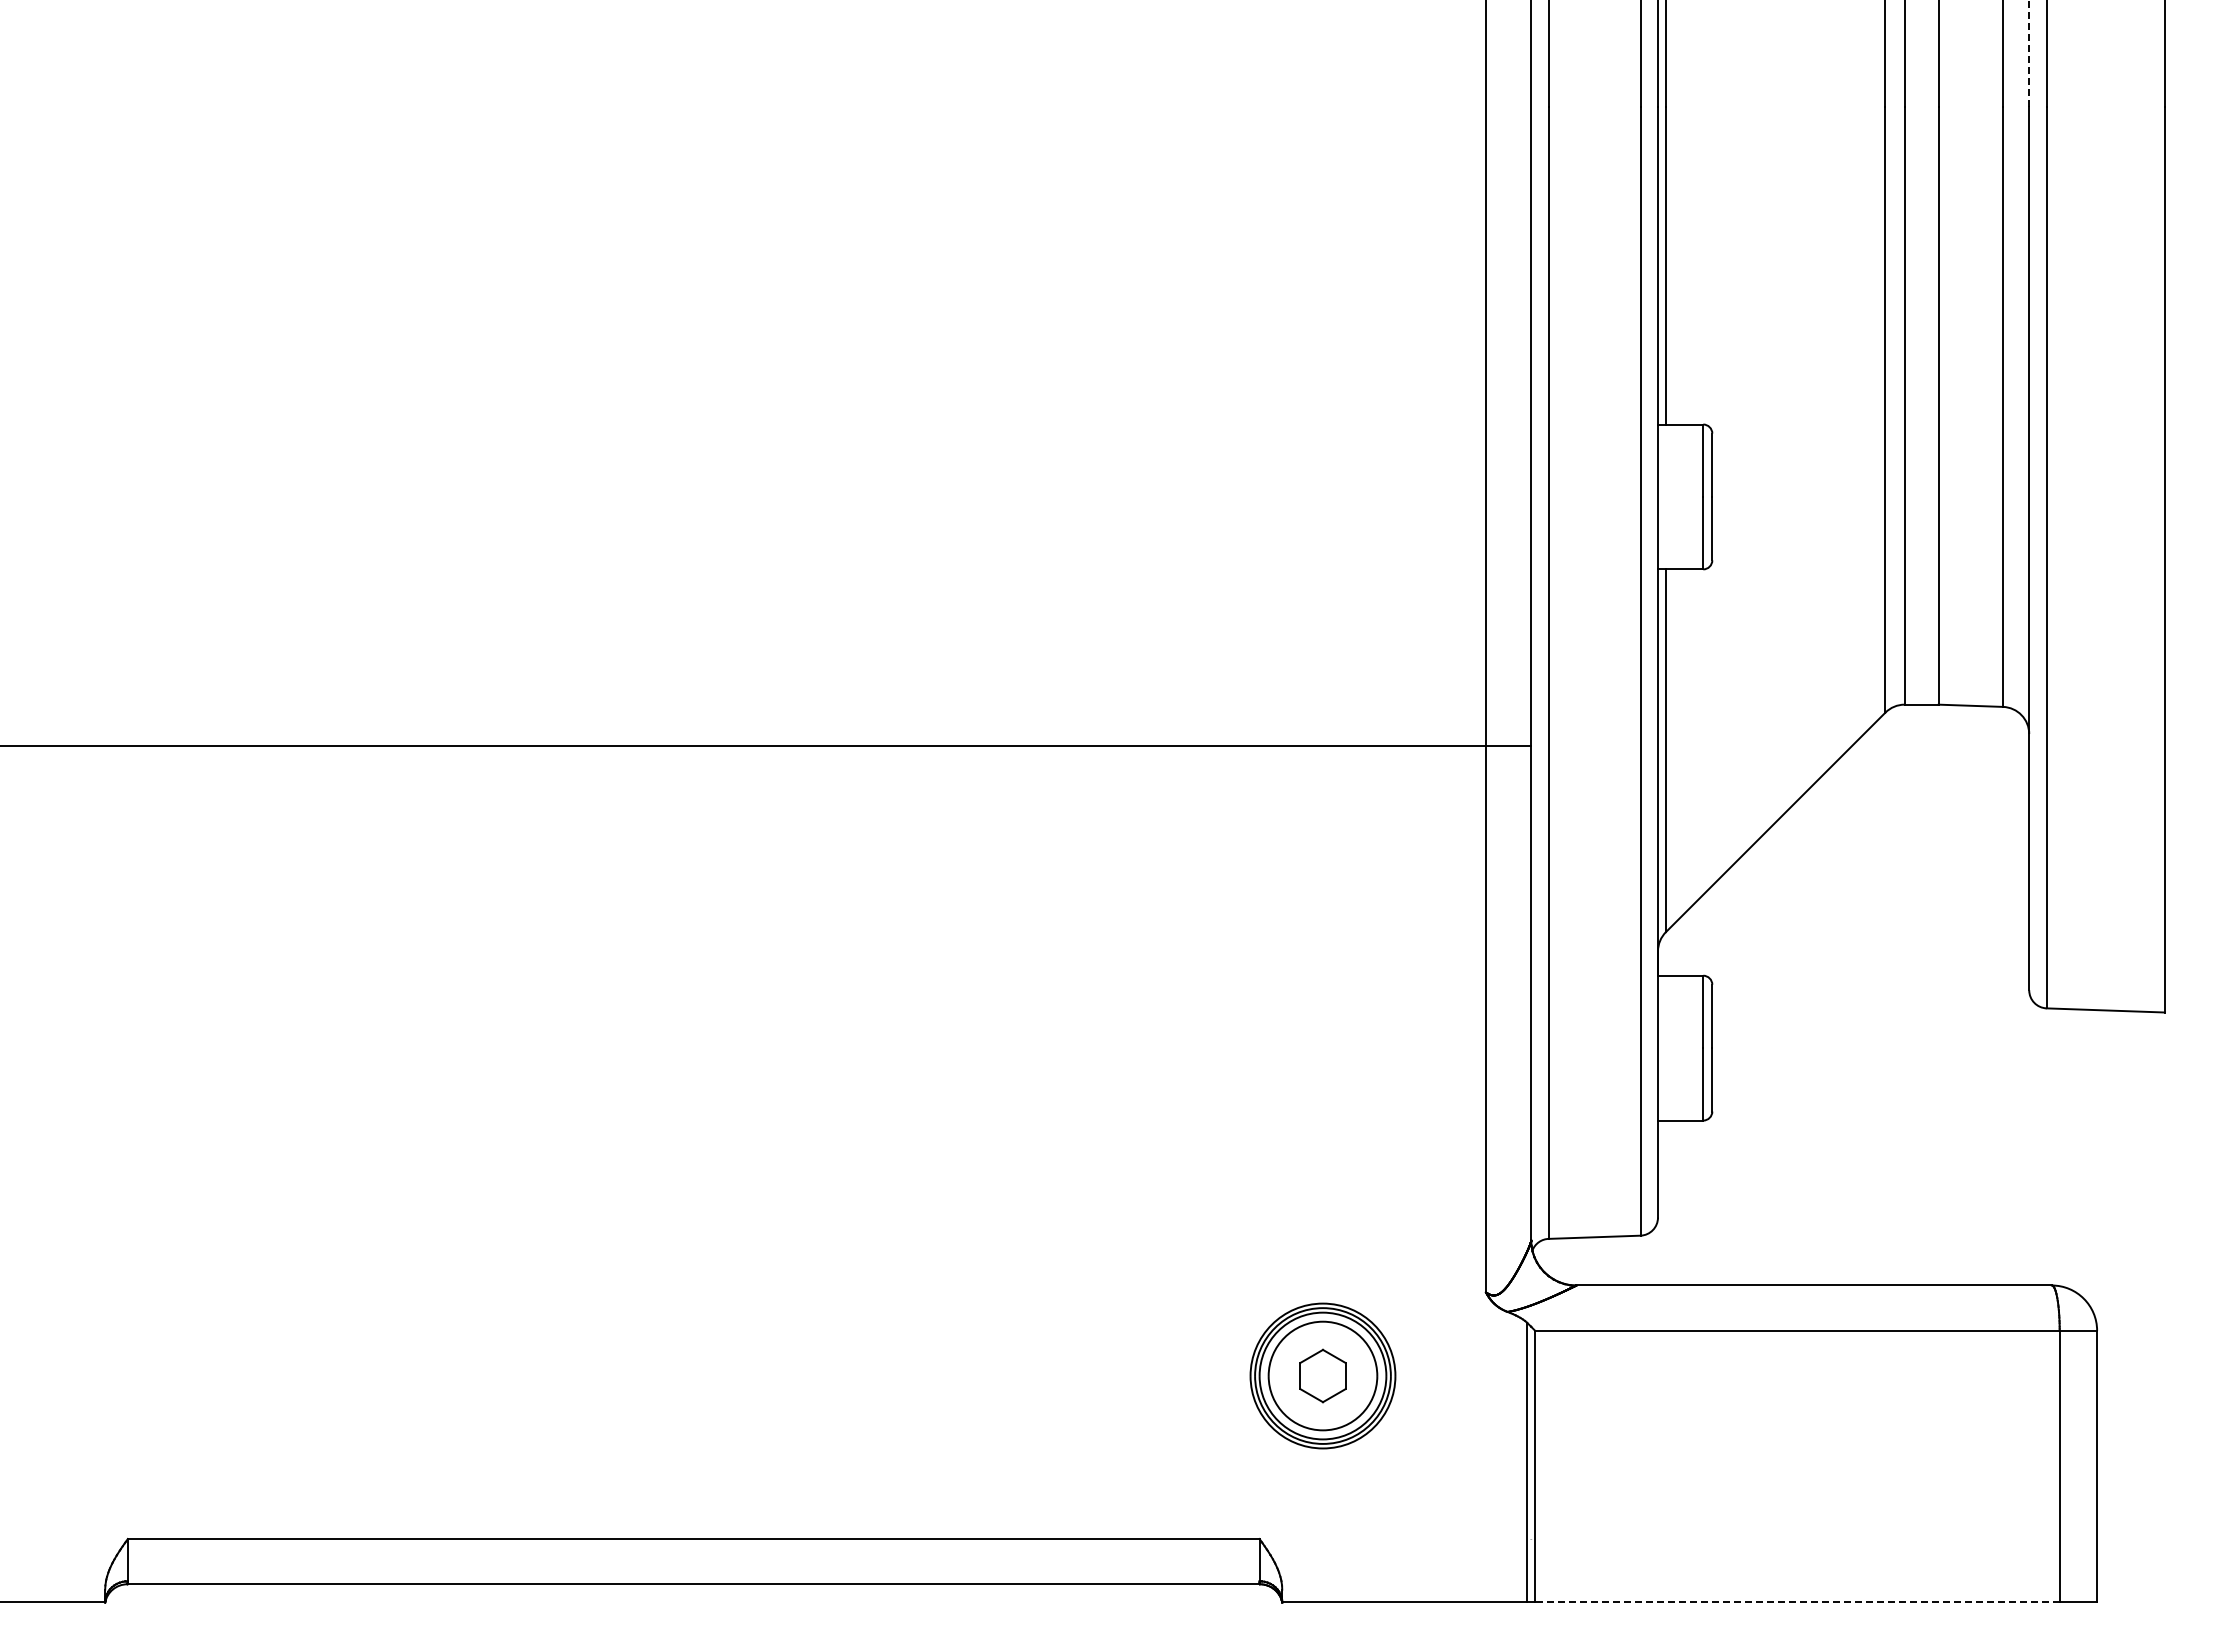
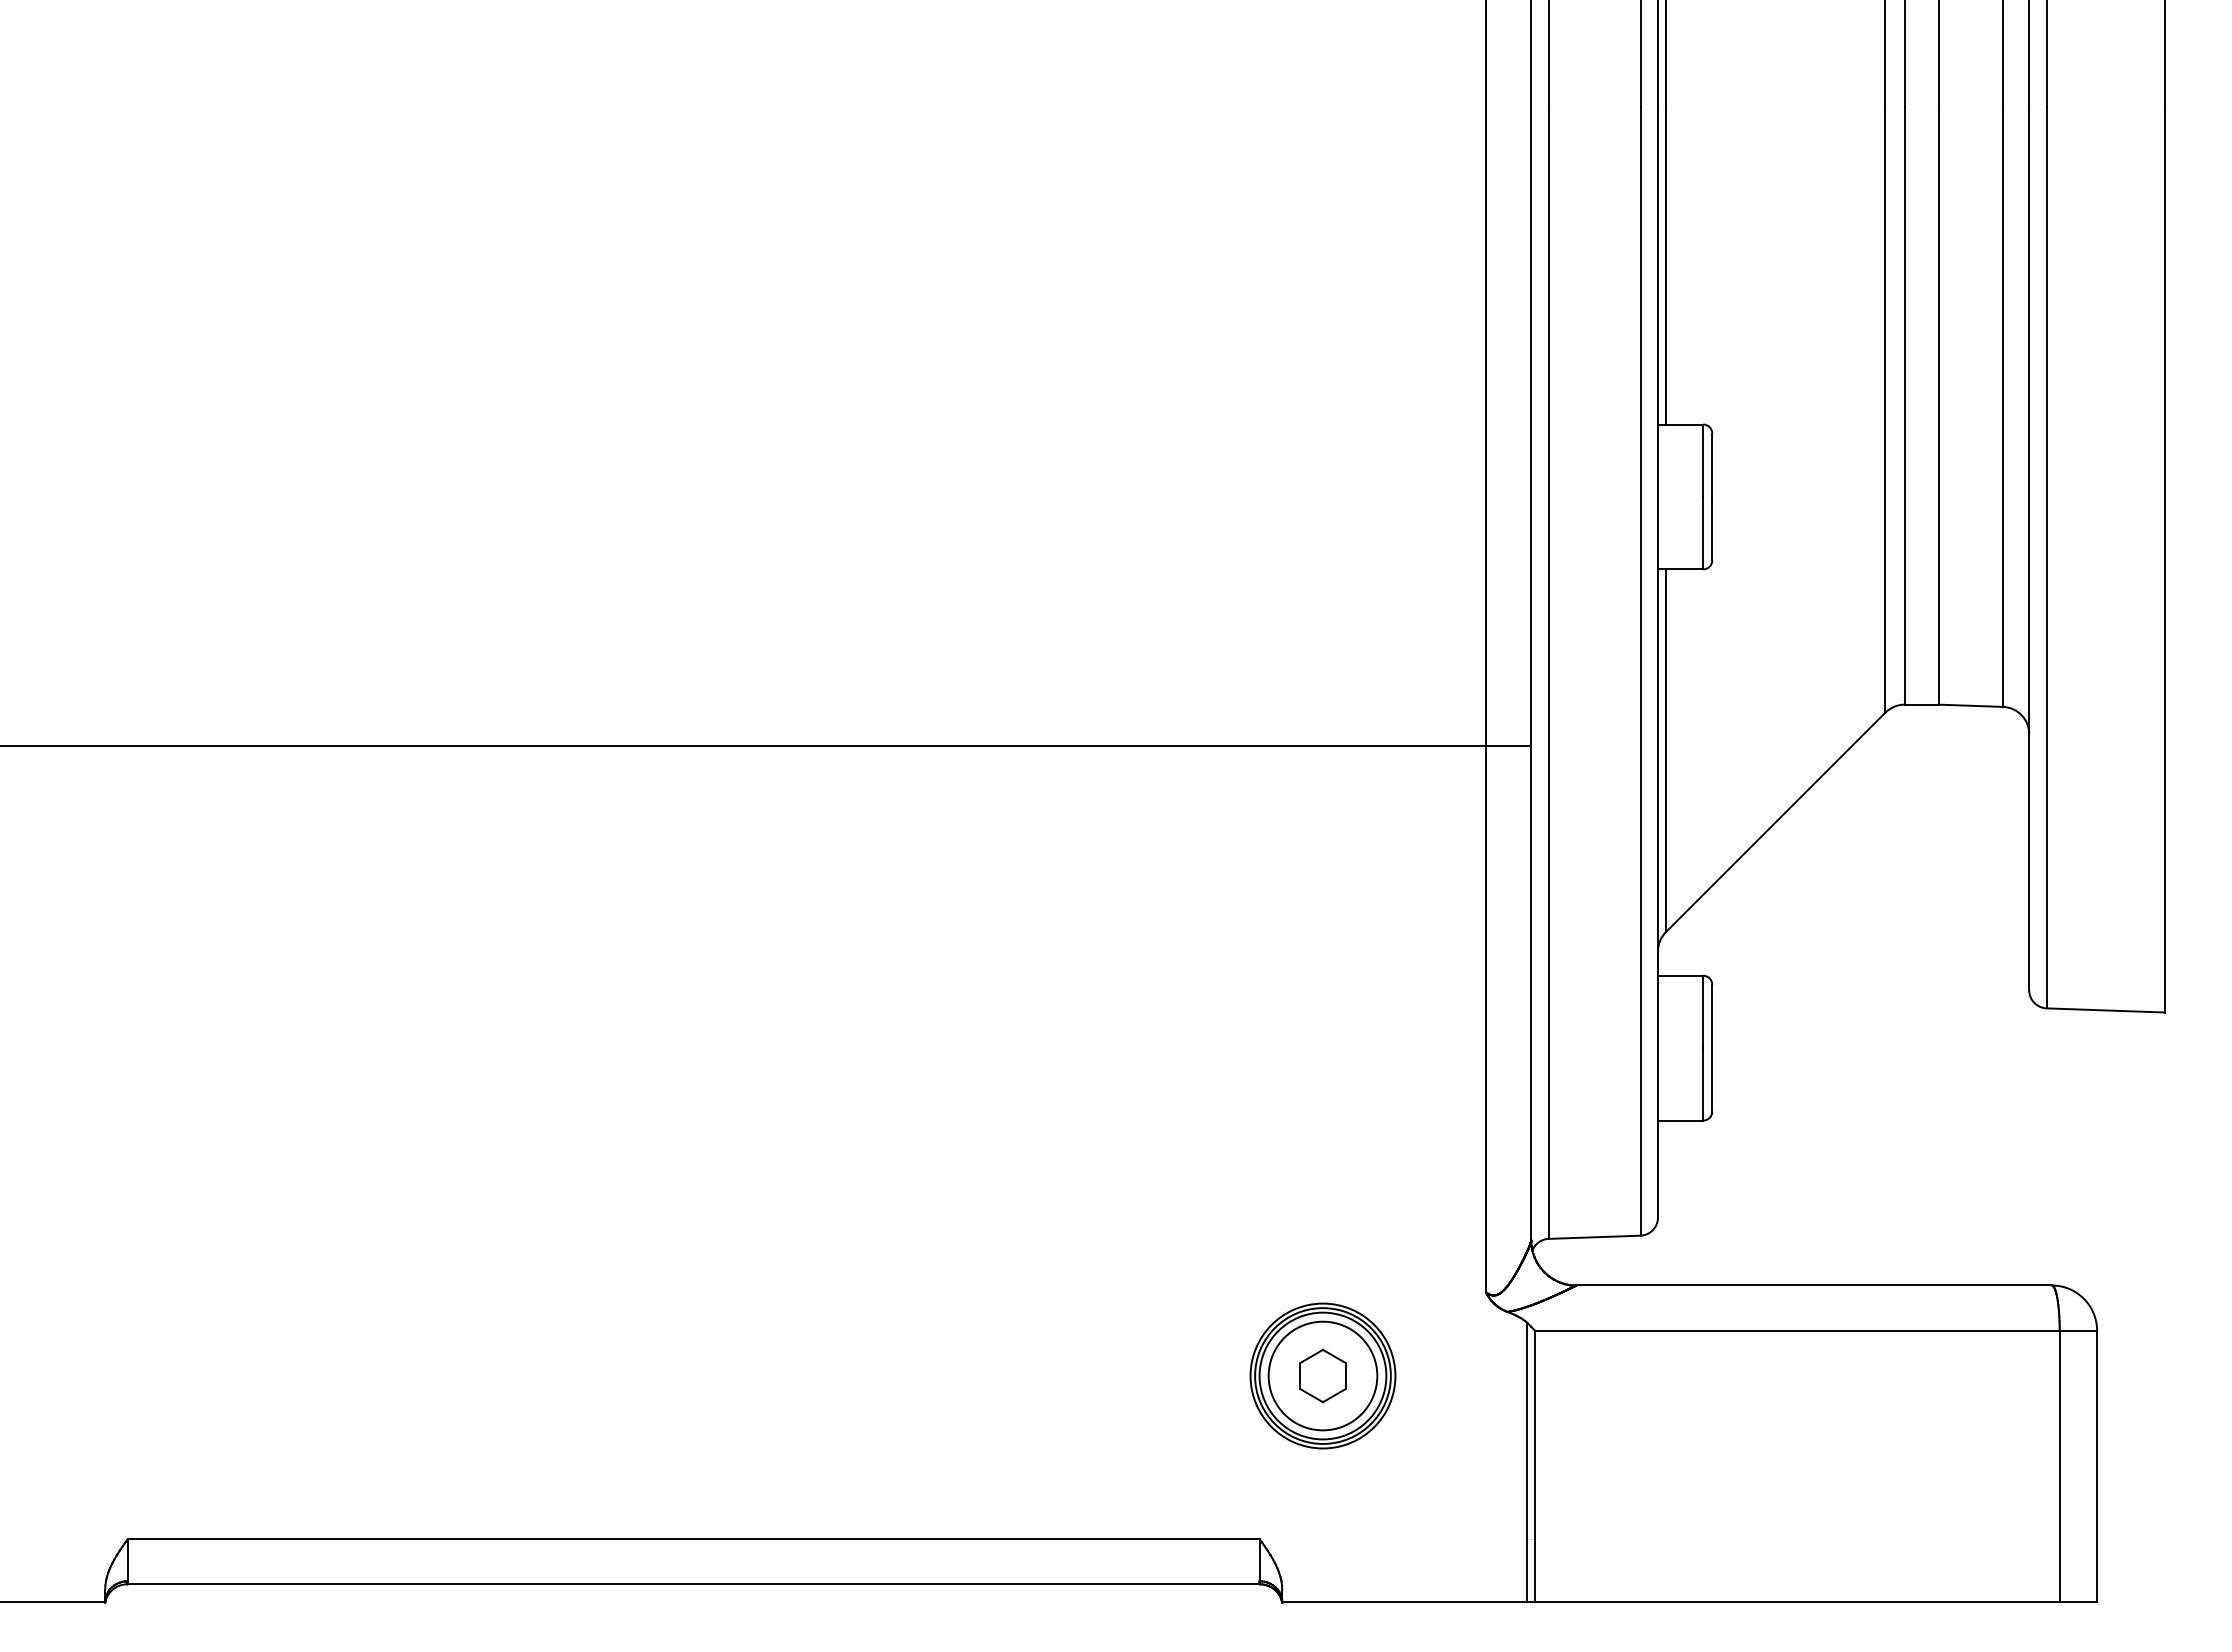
line: dashed -> solid (2029, 53)
line: dashed -> solid (1796, 1602)
